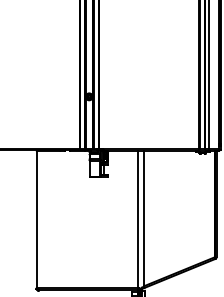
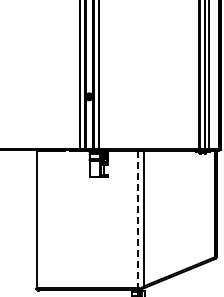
line: solid -> dashed (137, 221)
